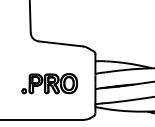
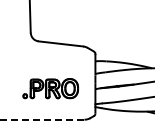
part position: (49, 83) -> (50, 88) (50, 88)
line: solid -> dashed (42, 119)
